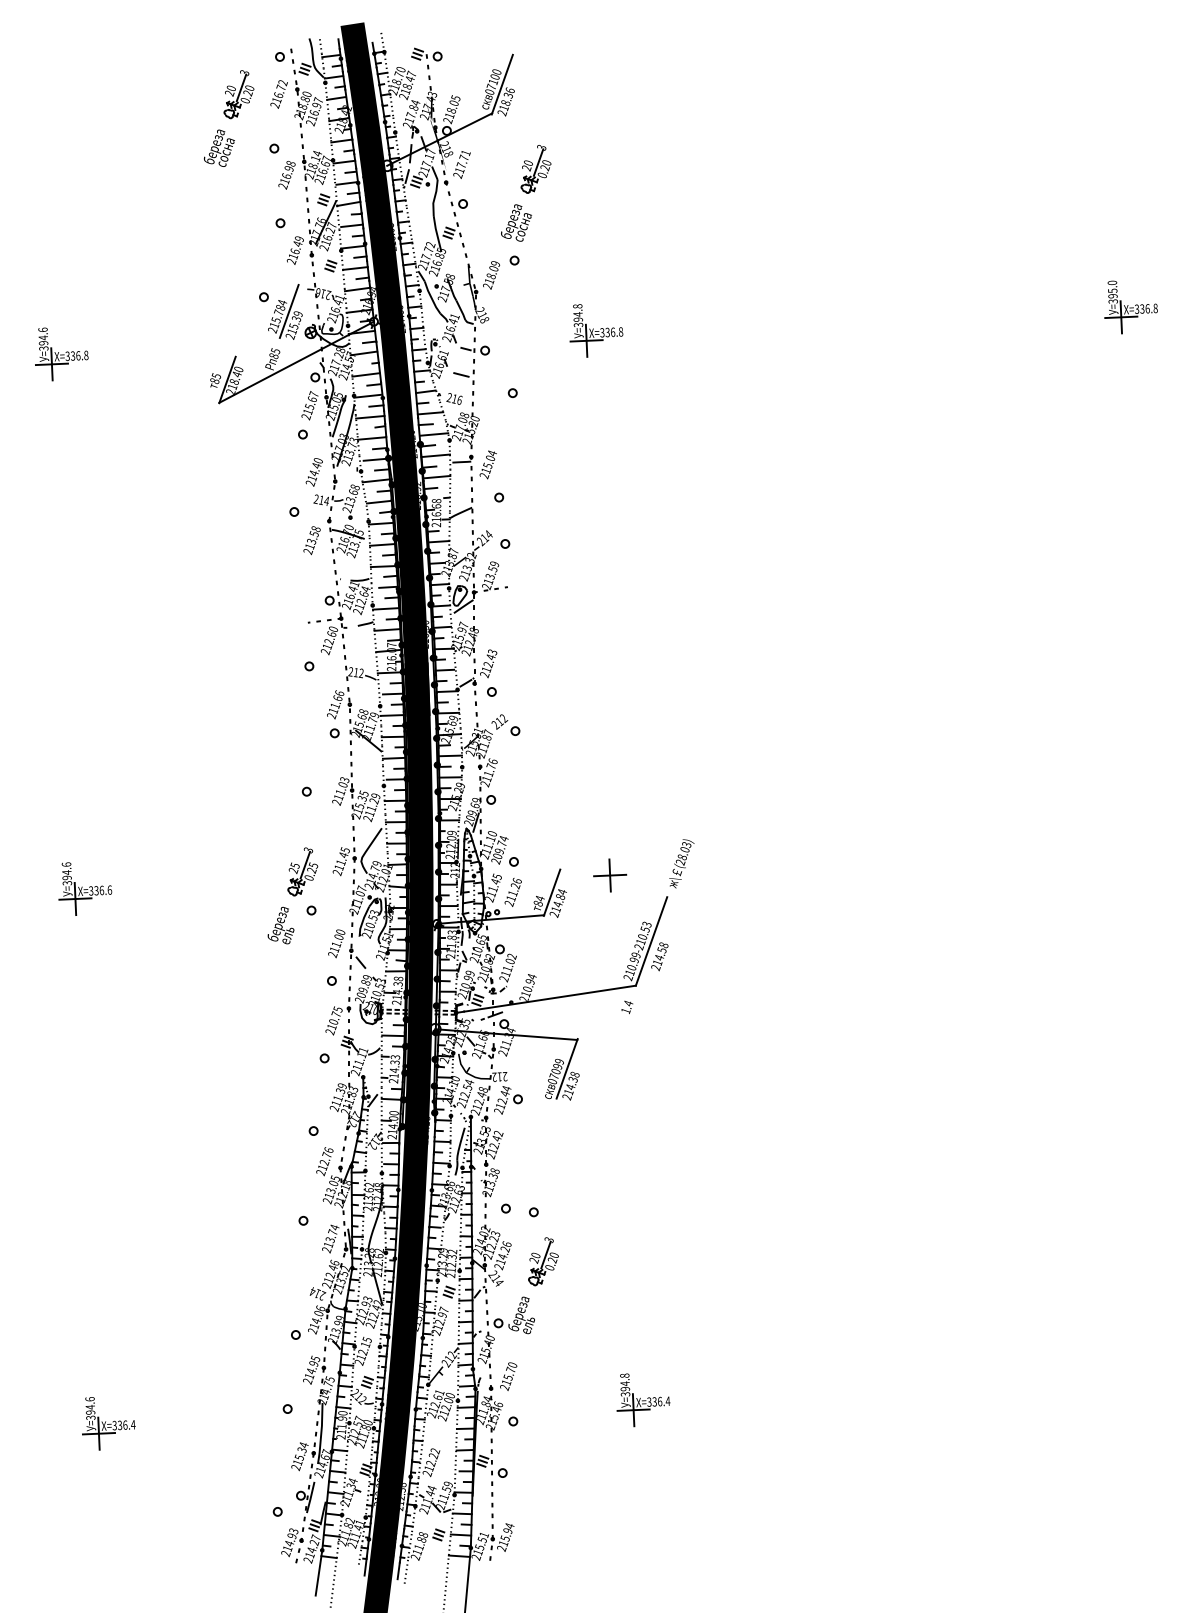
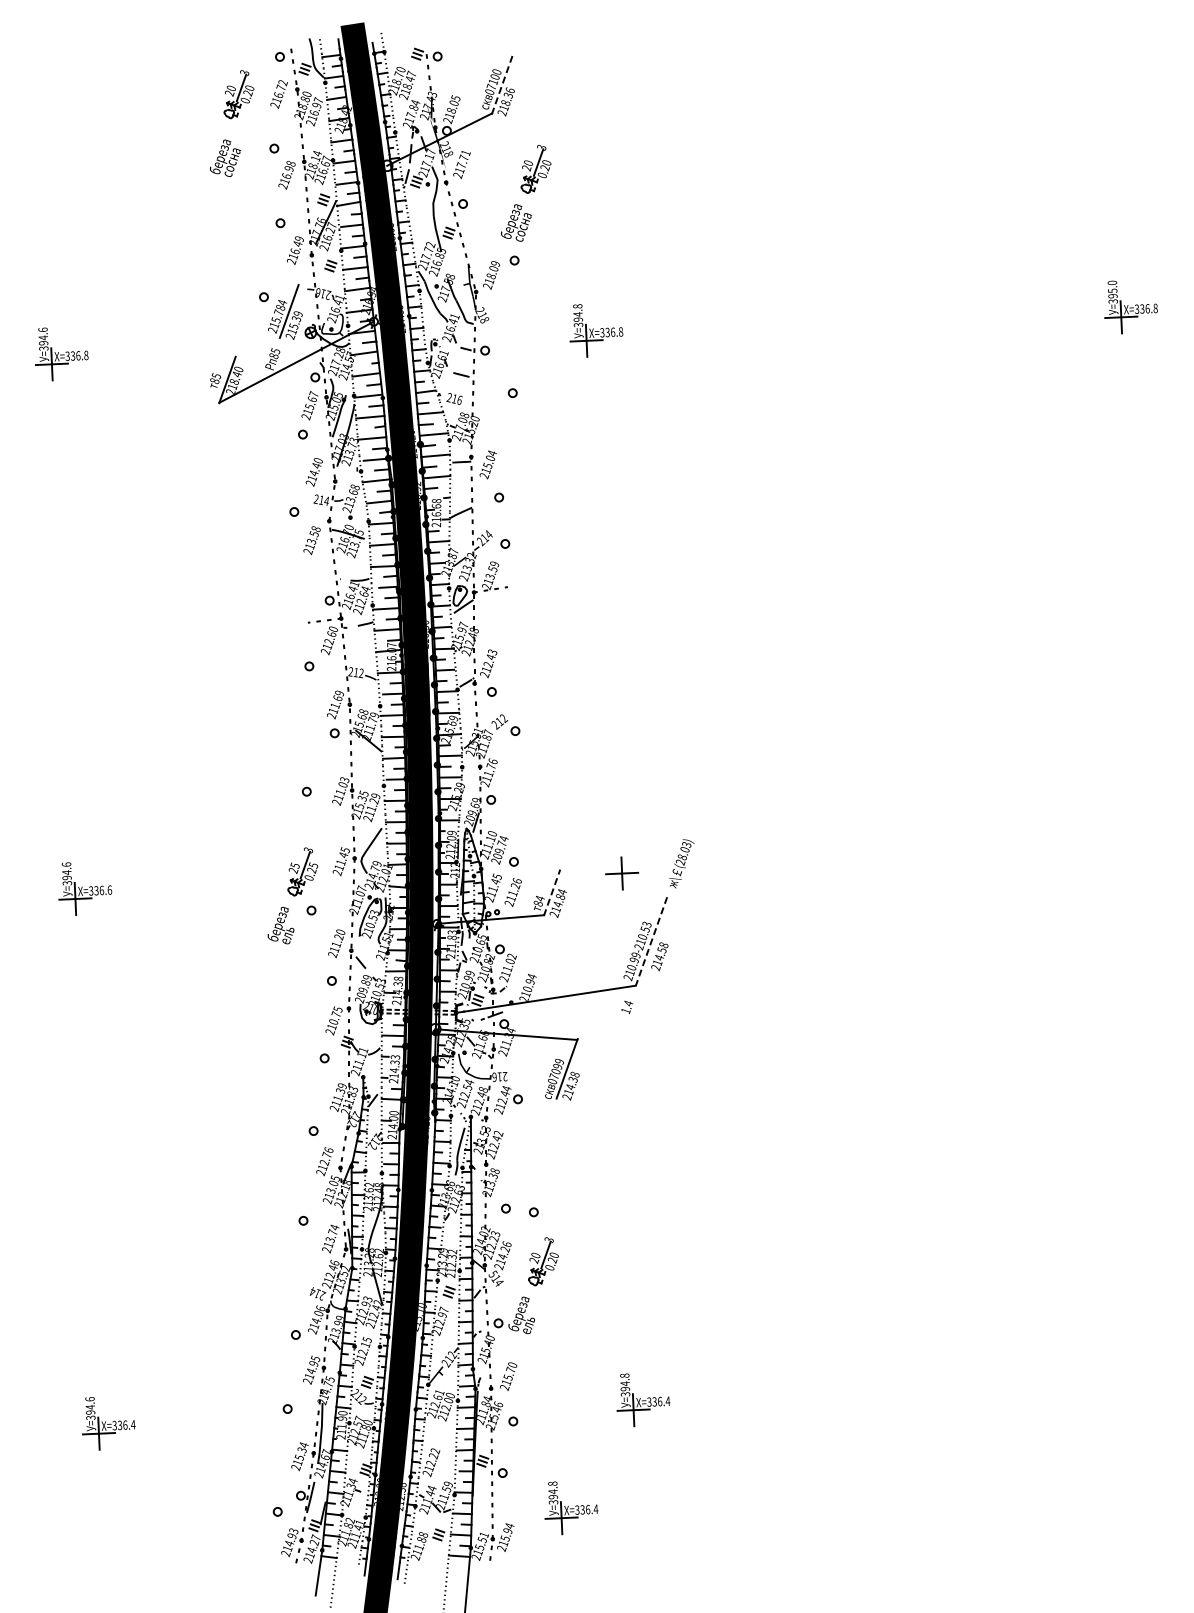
line: solid -> dashed (502, 84)
text position: (219, 147) -> (225, 157) (225, 157)
text: 211.66 -> 211.69 (339, 693)
part position: (610, 875) -> (622, 873) (622, 873)
line: solid -> dashed (552, 892)
text: 211.00 -> 211.20 (338, 937)
line: solid -> dashed (651, 941)
text: 212 -> 216 (494, 1076)
text: 214 -> 514 (492, 1274)
part: none -> present (571, 1508)
